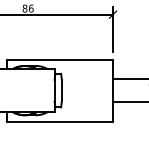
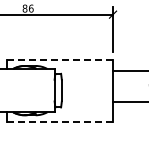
line: solid -> dashed (60, 59)
line position: (129, 79) -> (129, 71) (129, 71)
line: solid -> dashed (60, 121)
